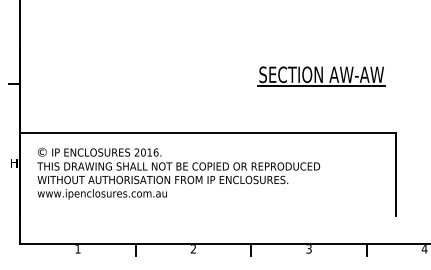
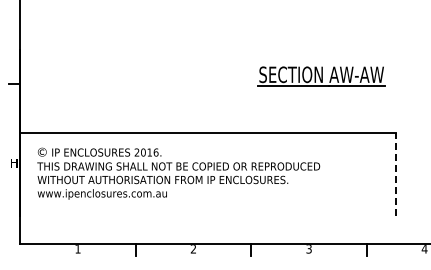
line: solid -> dashed (396, 174)
